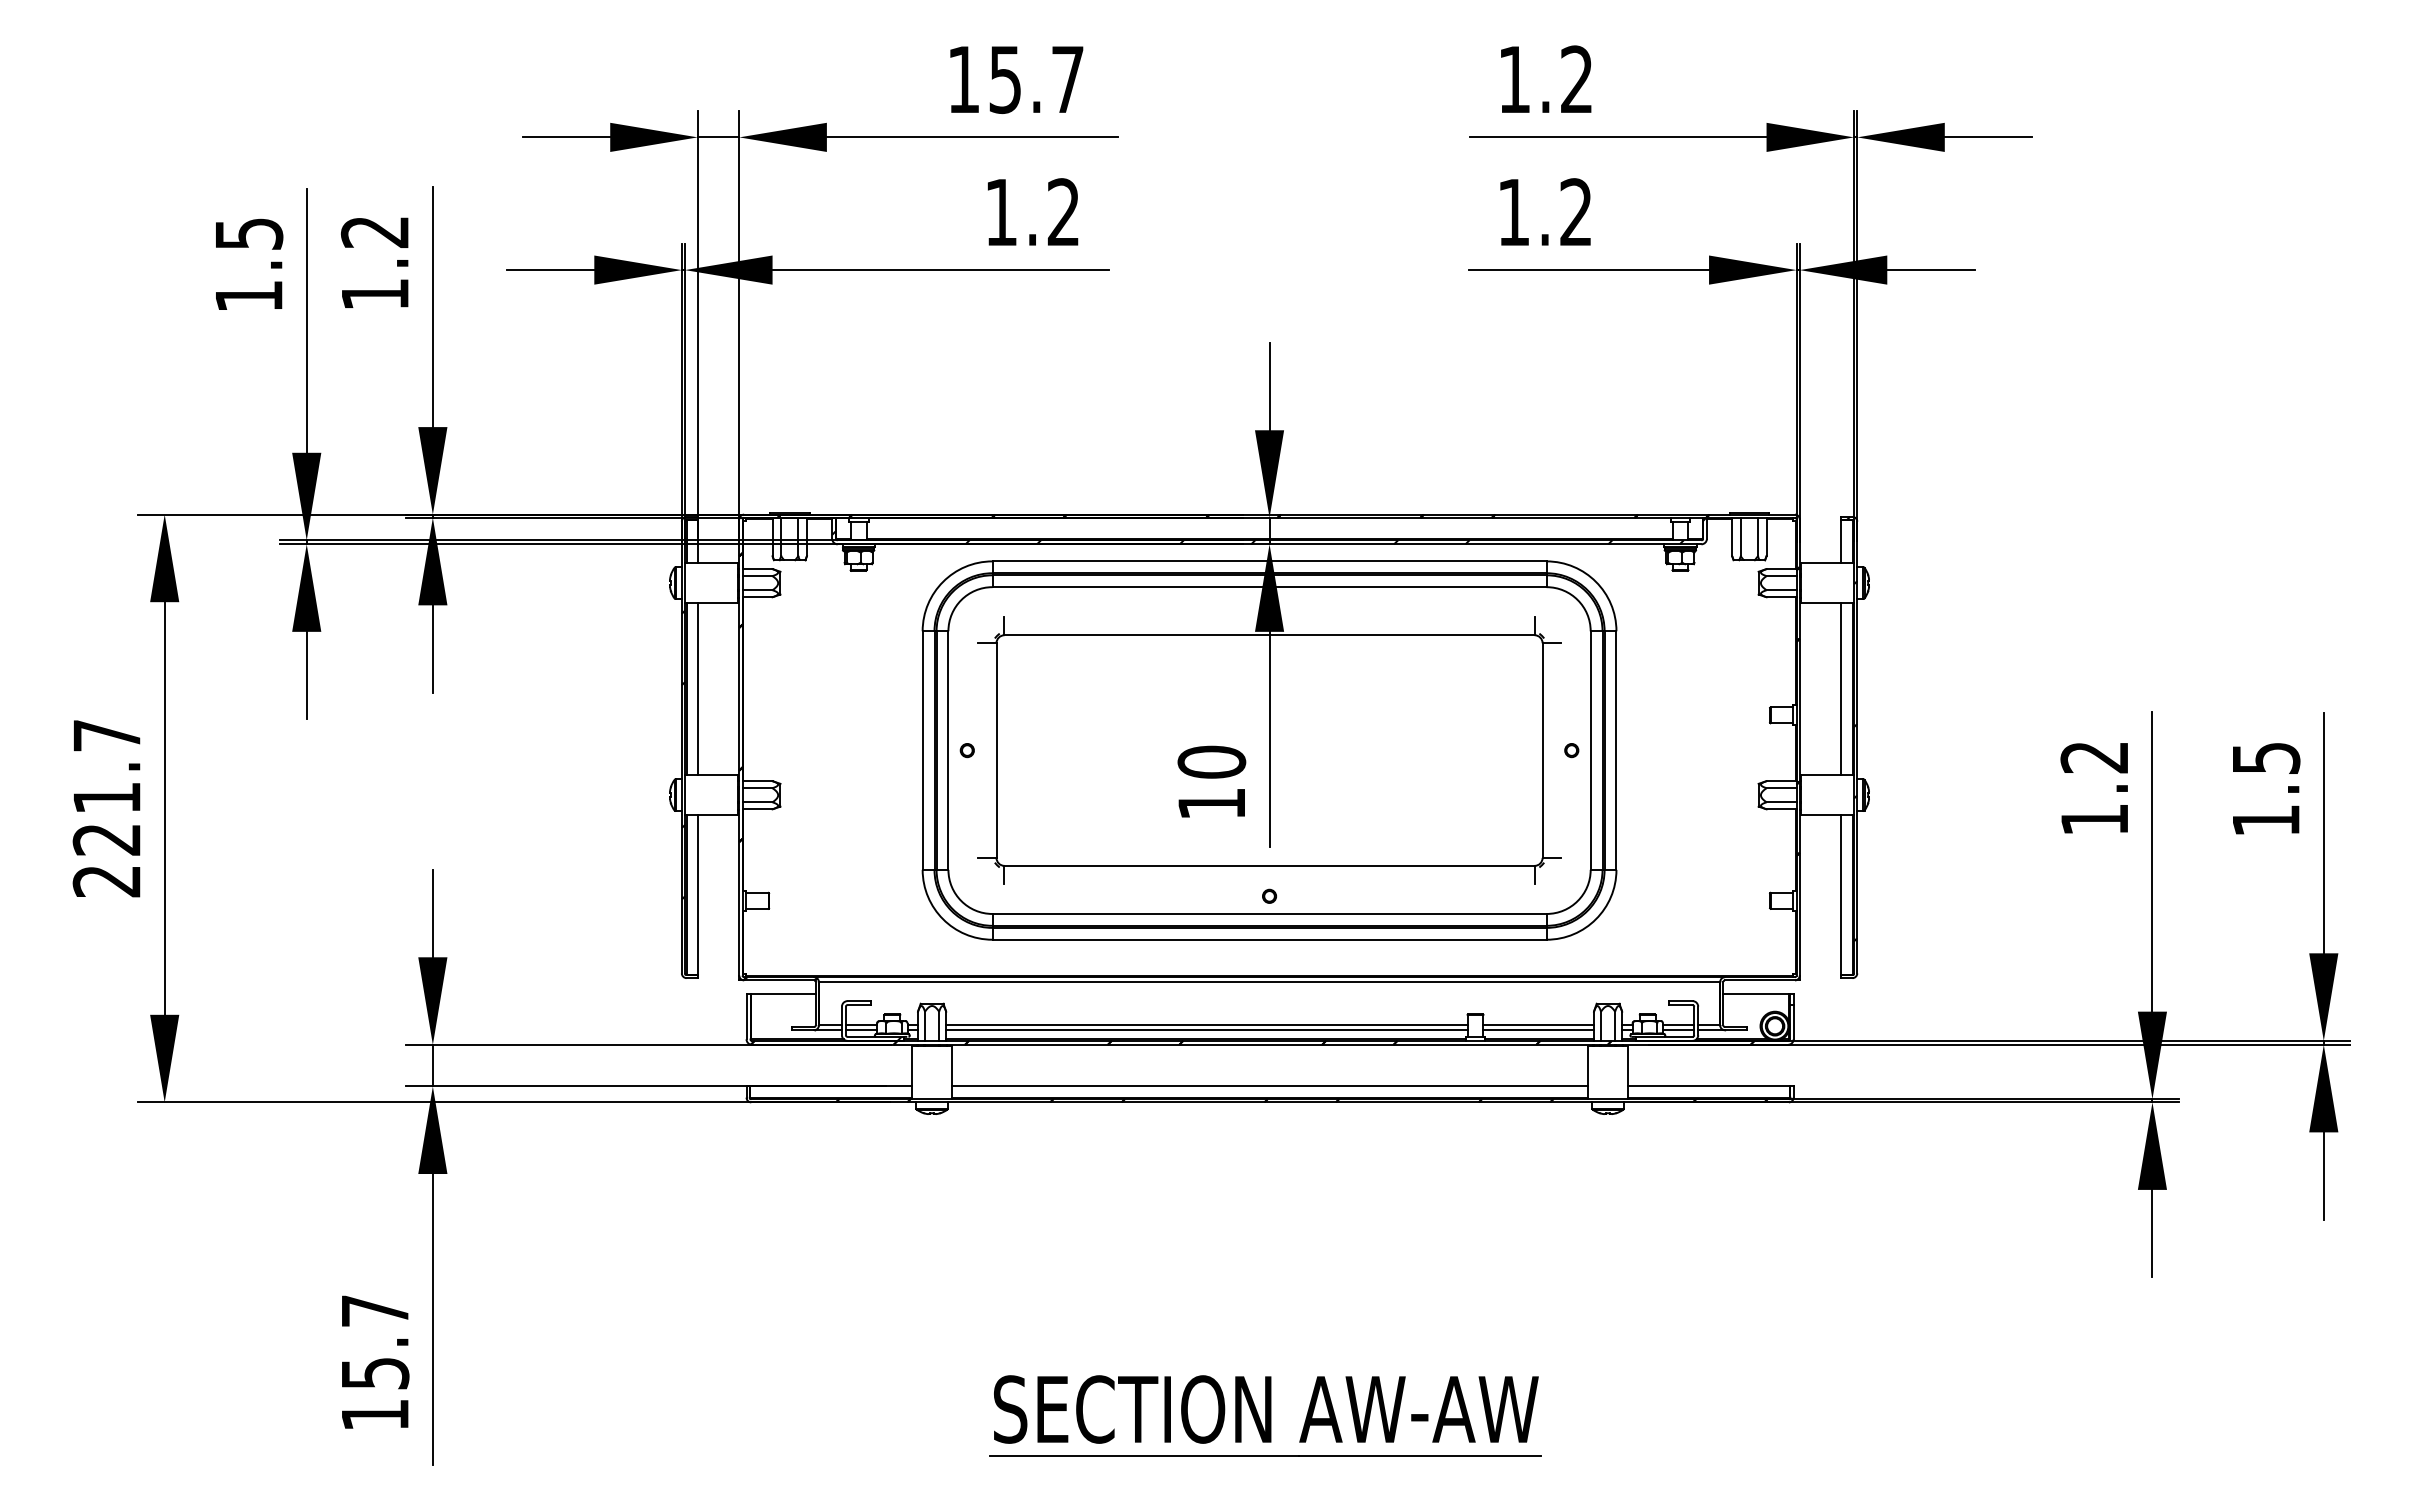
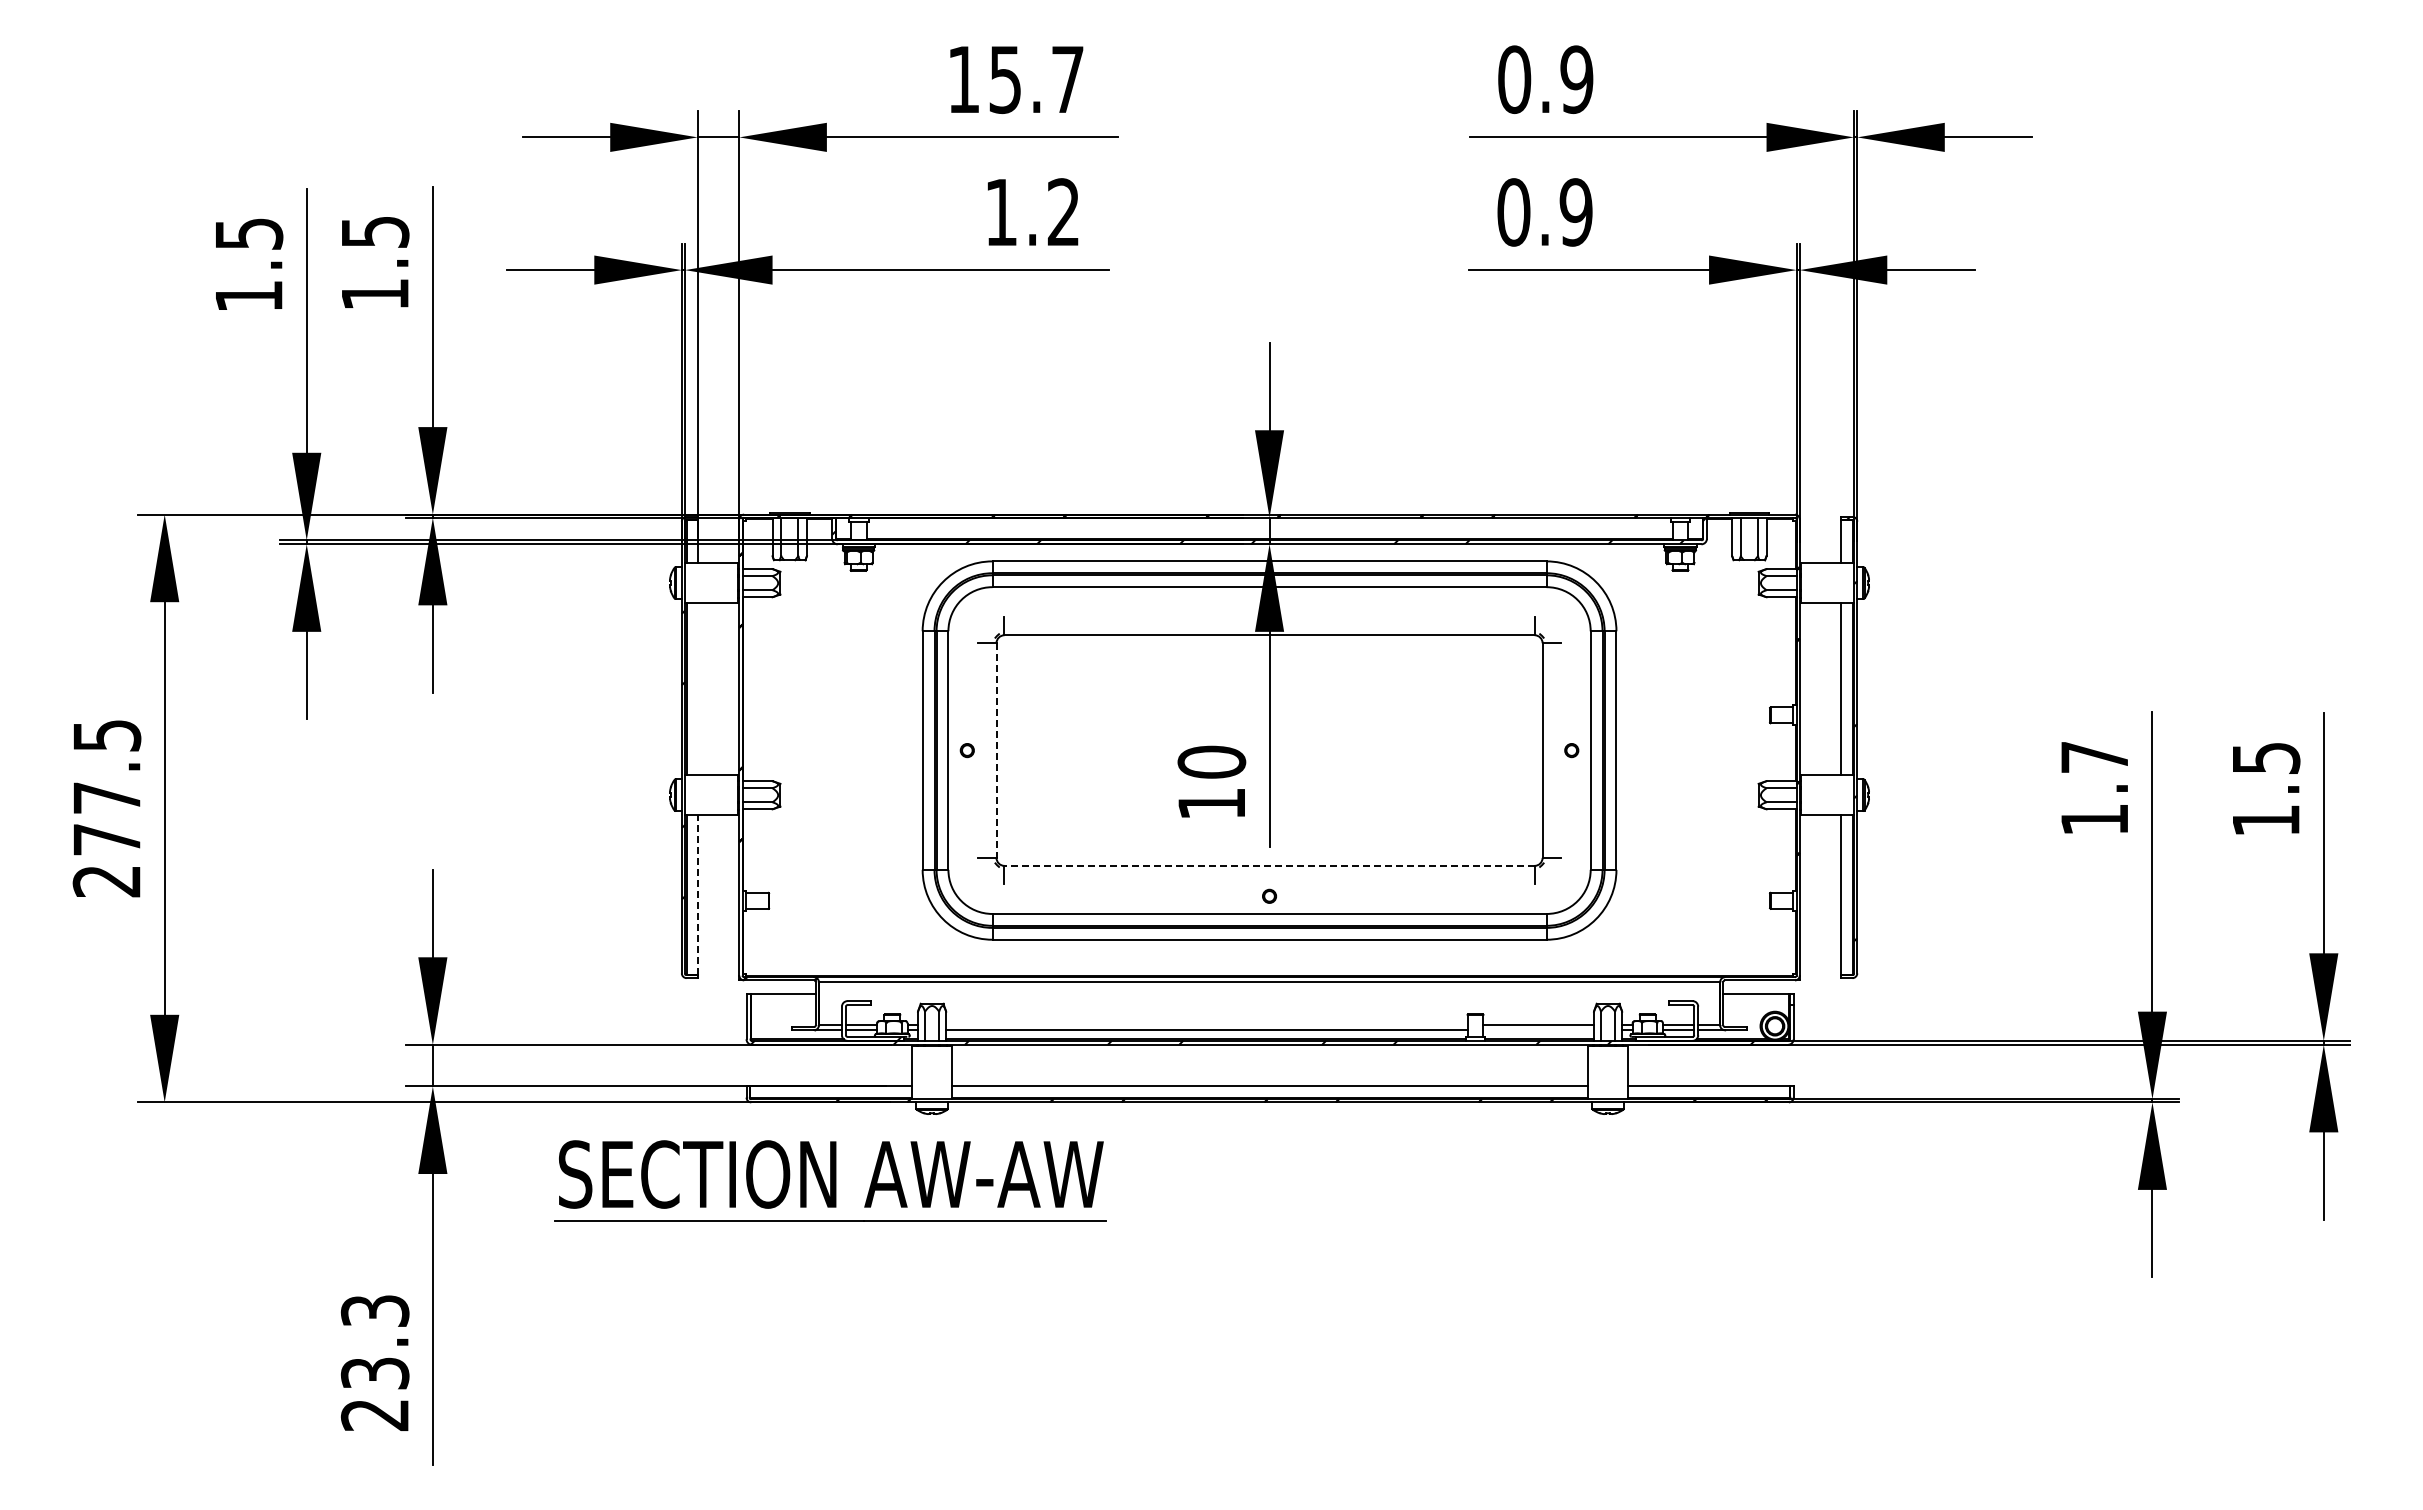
text: 1.2 -> 0.9 (1545, 79)
text: 1.2 -> 0.9 (1544, 212)
text: 1.2 -> 1.5 (374, 232)
line: present -> none (697, 689)
line: solid -> dashed (996, 751)
text: 1.2 -> 1.7 (2093, 757)
text: 221.7 -> 277.5 (106, 787)
line: solid -> dashed (1269, 865)
line: solid -> dashed (697, 894)
hatch: present -> none (1270, 1024)
line: present -> none (1206, 1025)
line: present -> none (1538, 1030)
text: 15.7 -> 23.3 (374, 1362)
part position: (1265, 1415) -> (830, 1180) (830, 1180)
